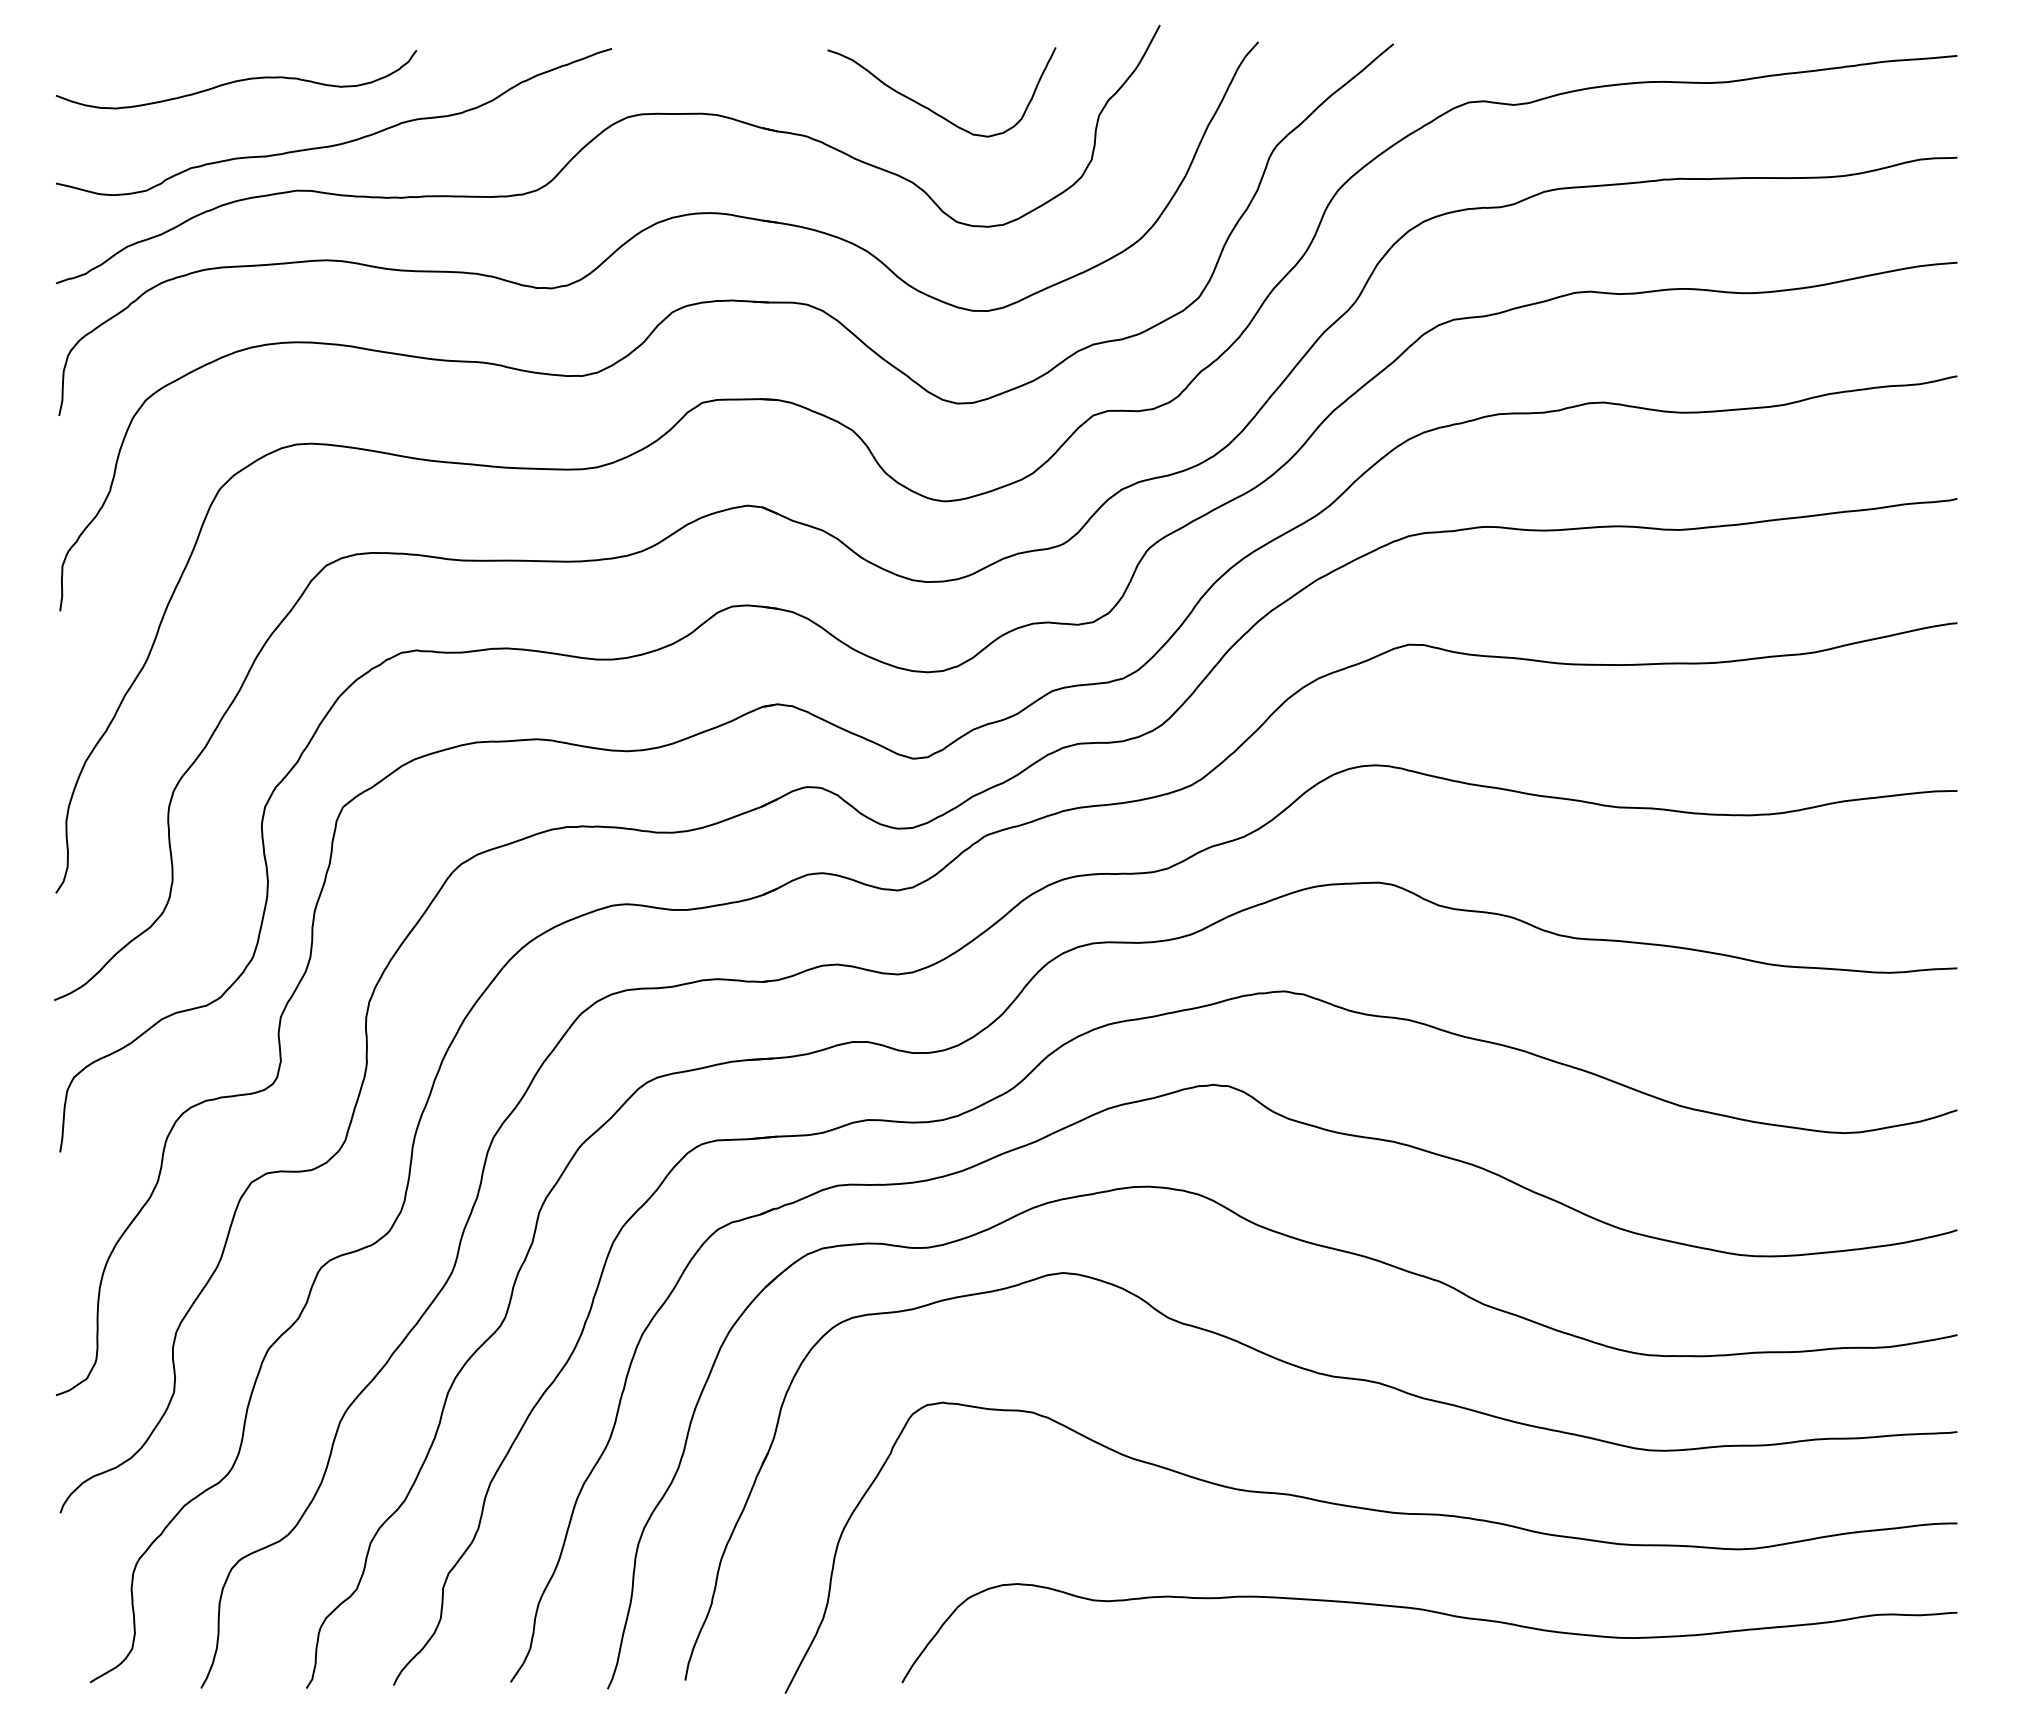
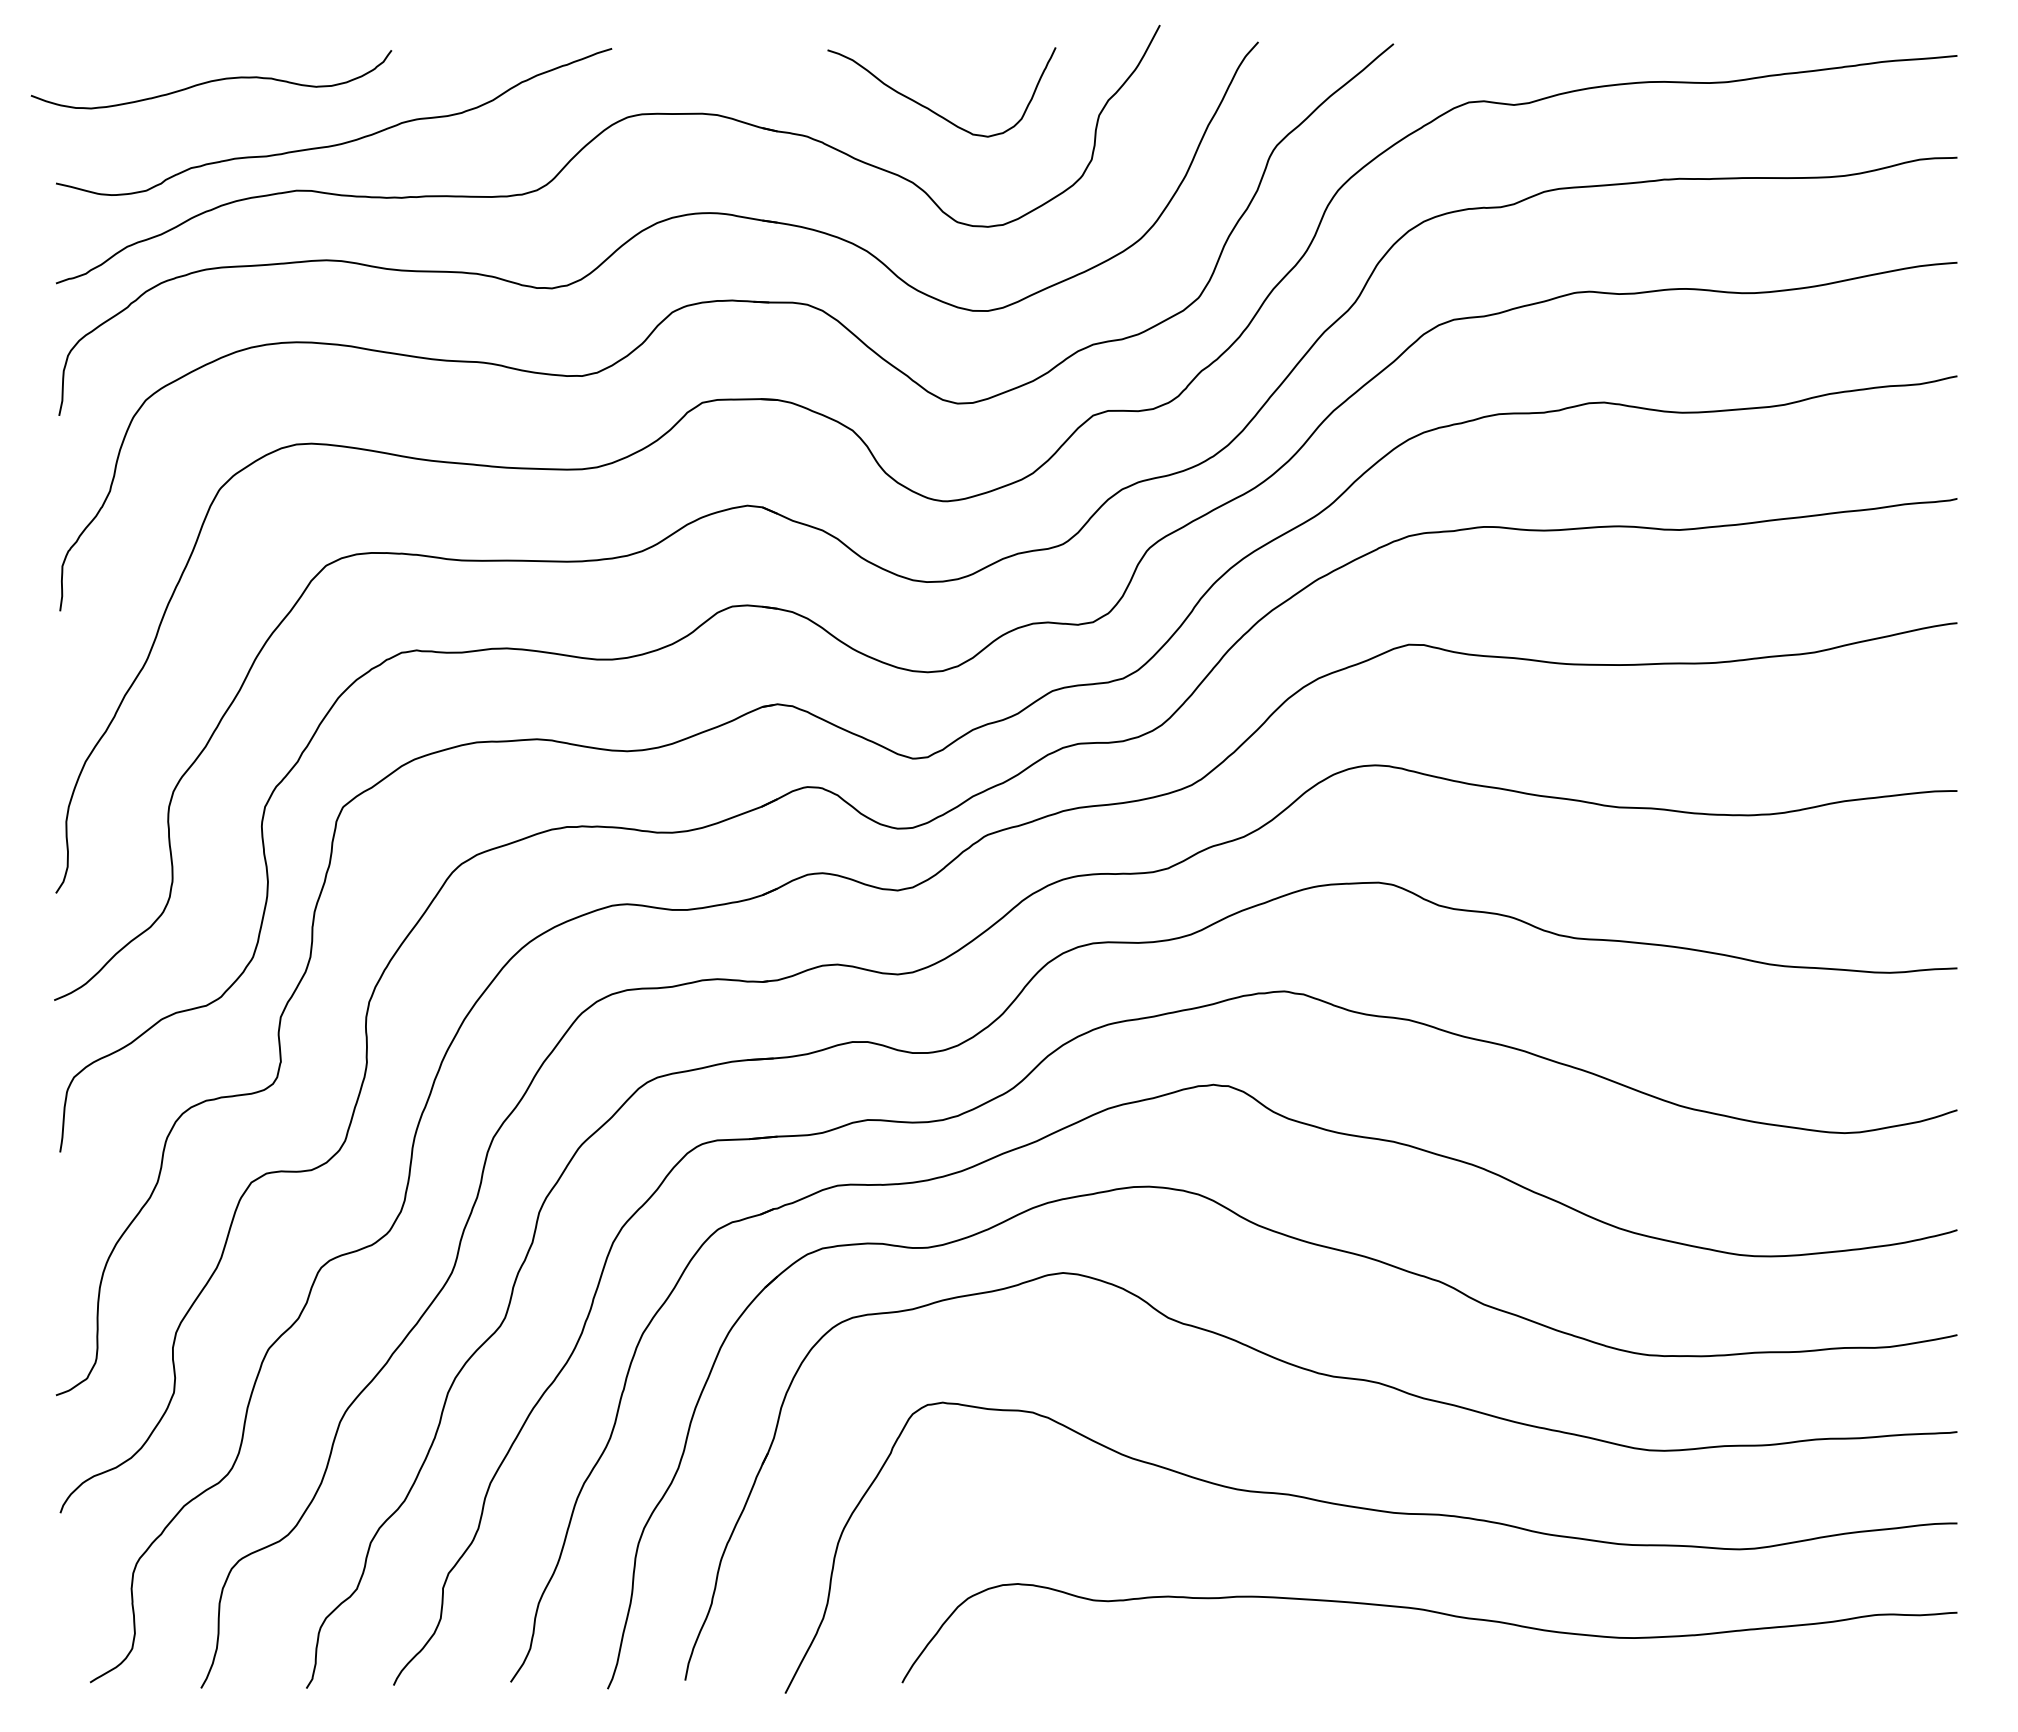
curve position: (236, 80) -> (211, 80) (211, 80)
